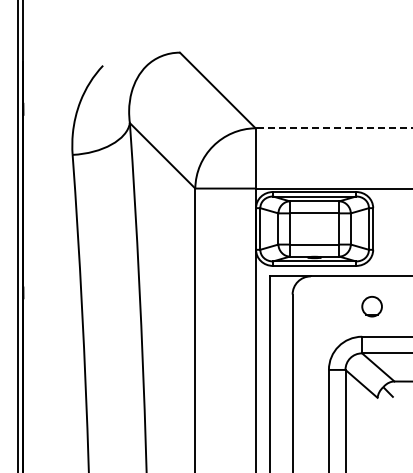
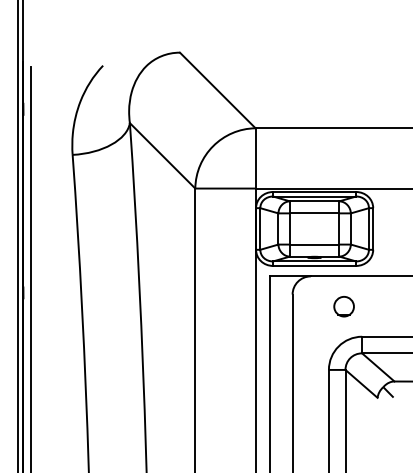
line: dashed -> solid (333, 128)
line: none -> present (31, 268)
circle position: (371, 306) -> (343, 306) (343, 306)
